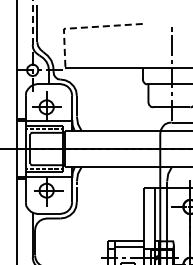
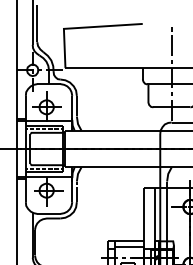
line: dashed -> solid (32, 22)
line: dashed -> solid (82, 27)
